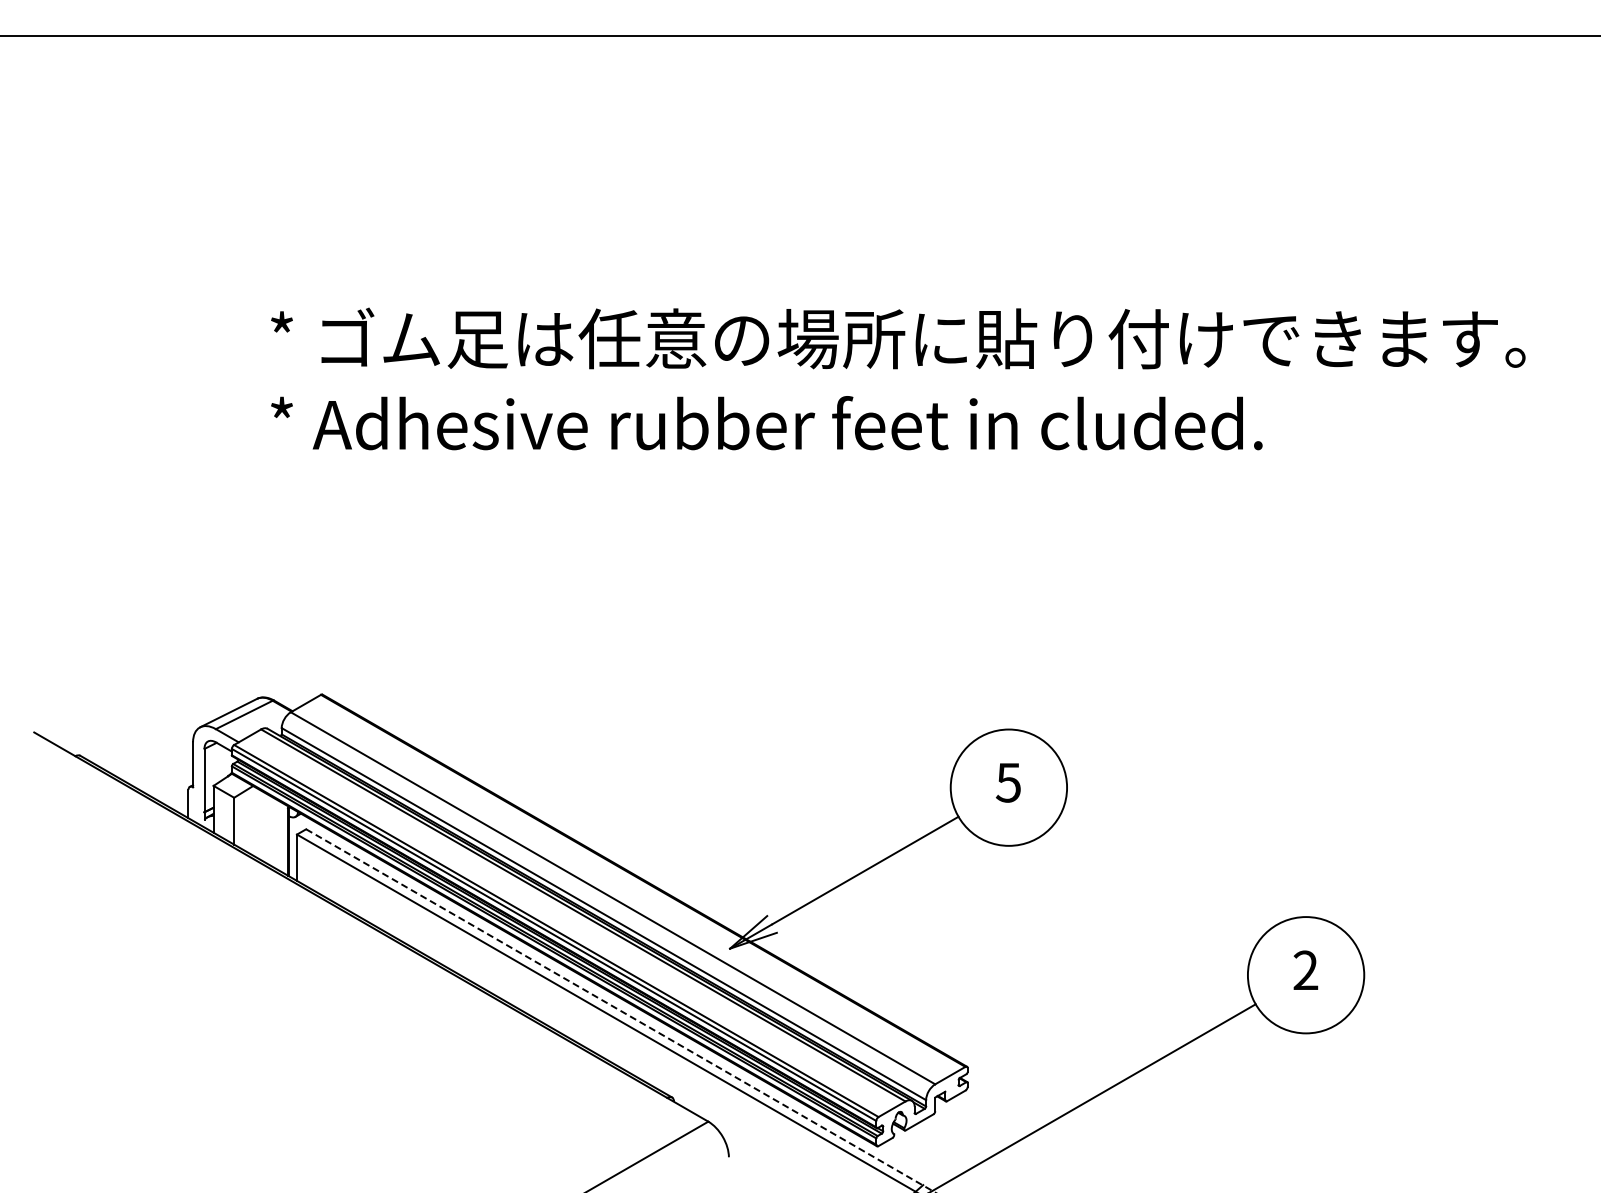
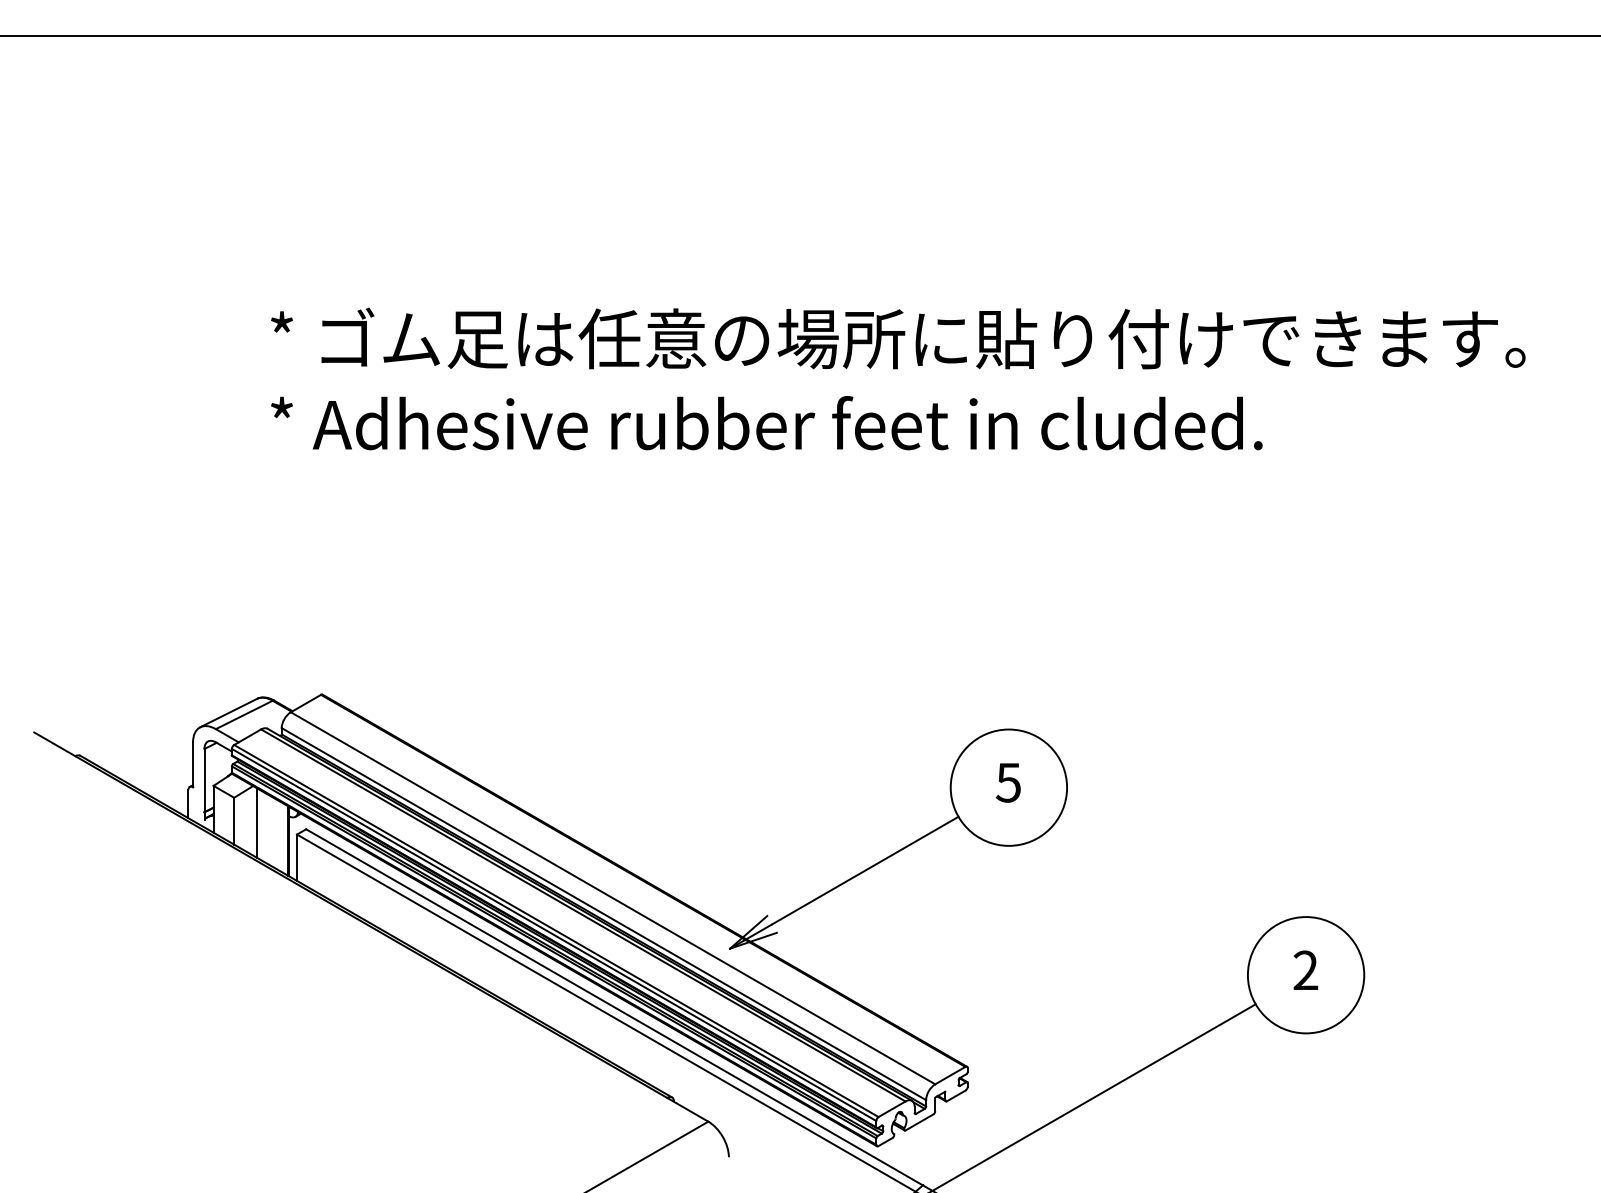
line: none -> present (257, 822)
line: dashed -> solid (621, 1011)
